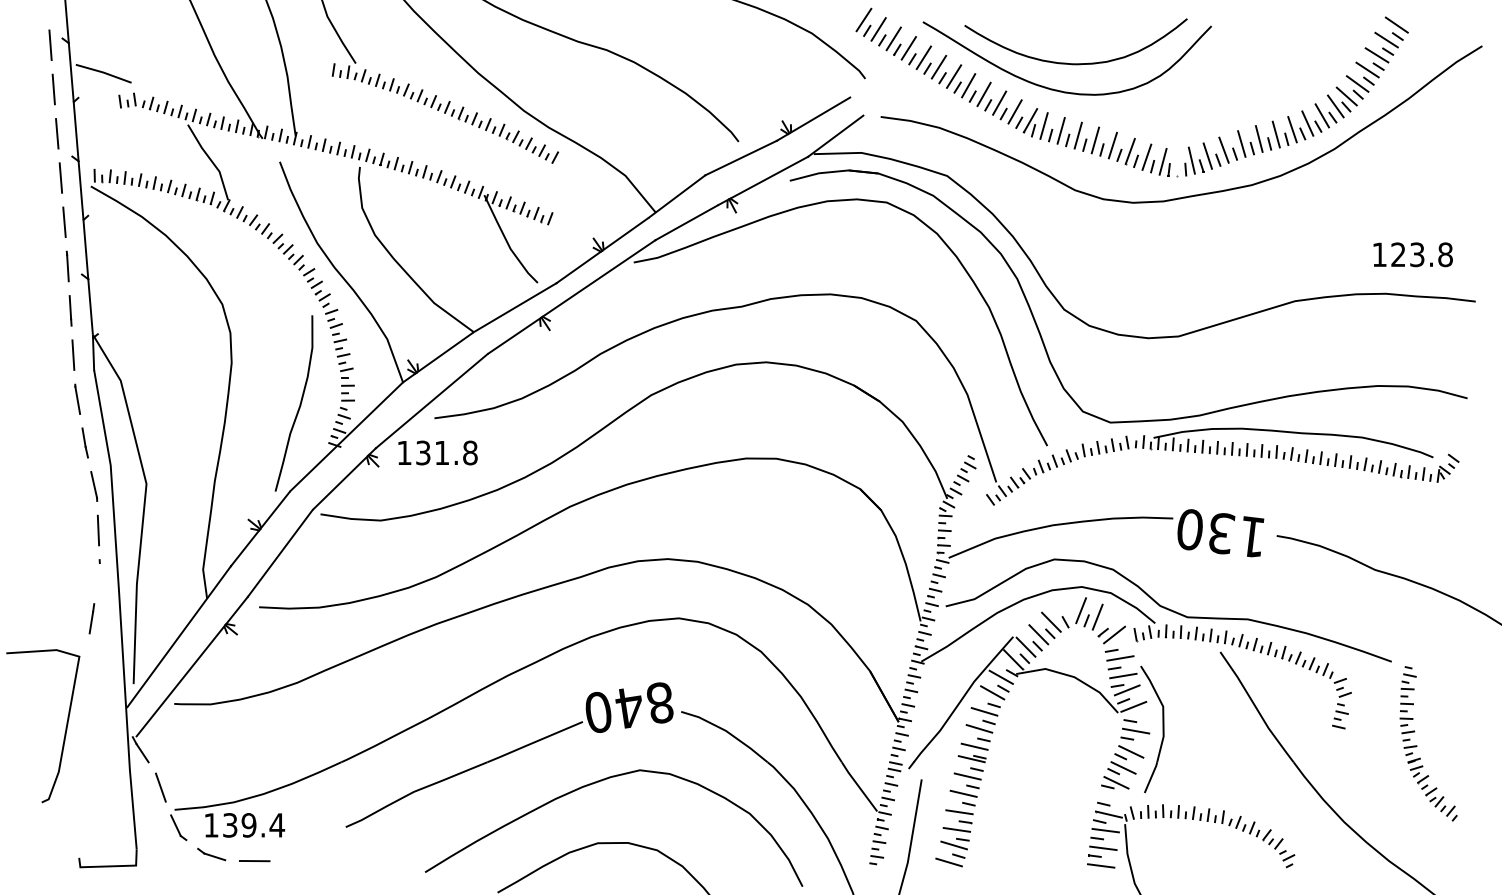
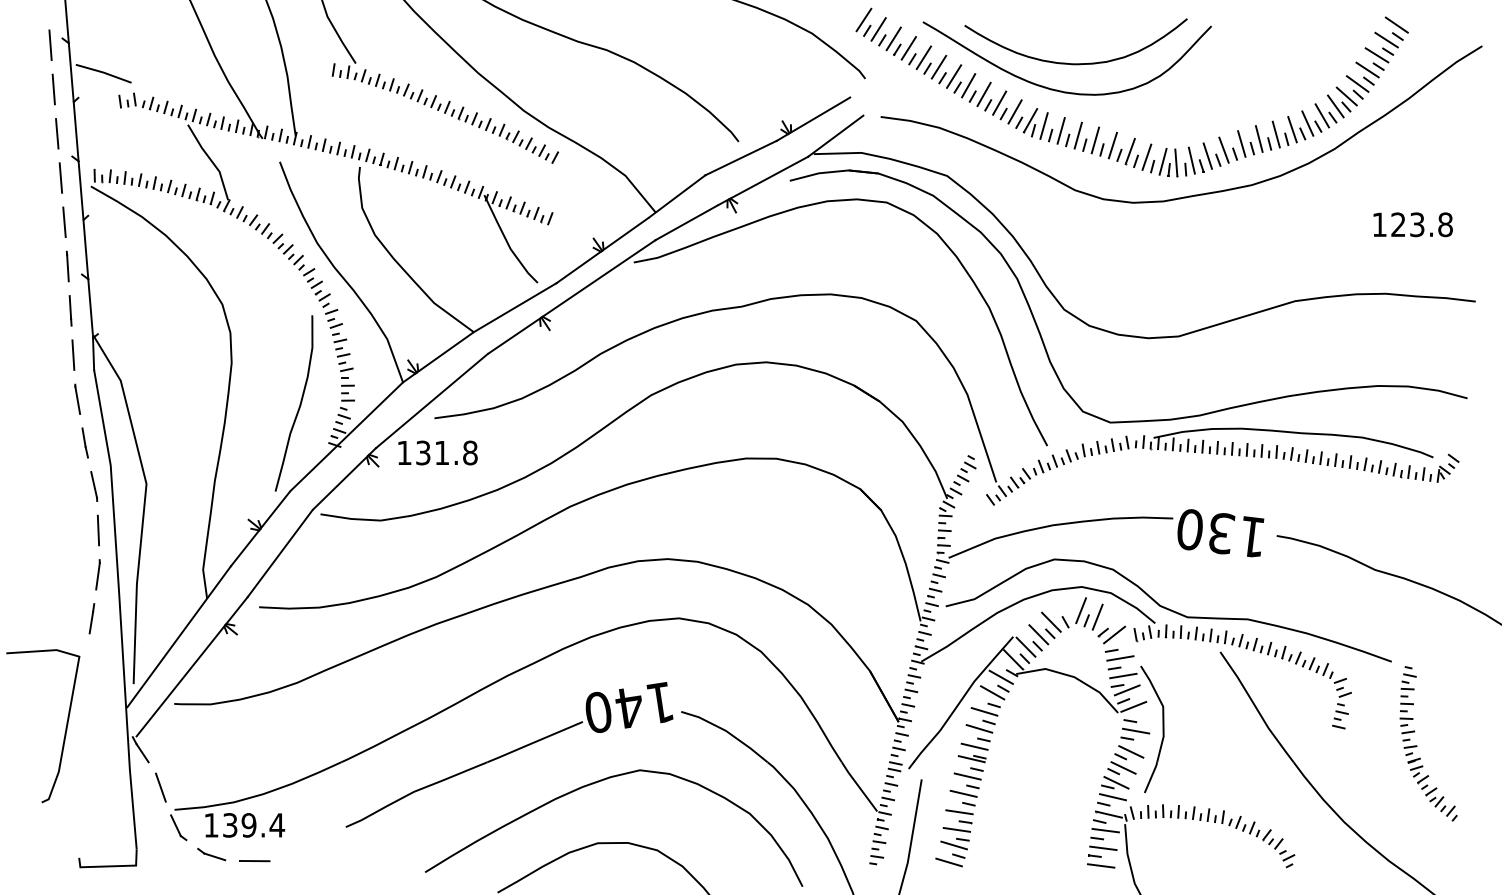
line: none -> present (1176, 162)
text position: (1412, 254) -> (1412, 224) (1412, 224)
line: none -> present (97, 576)
text: 840 -> 140 (659, 702)
line: none -> present (1112, 797)
